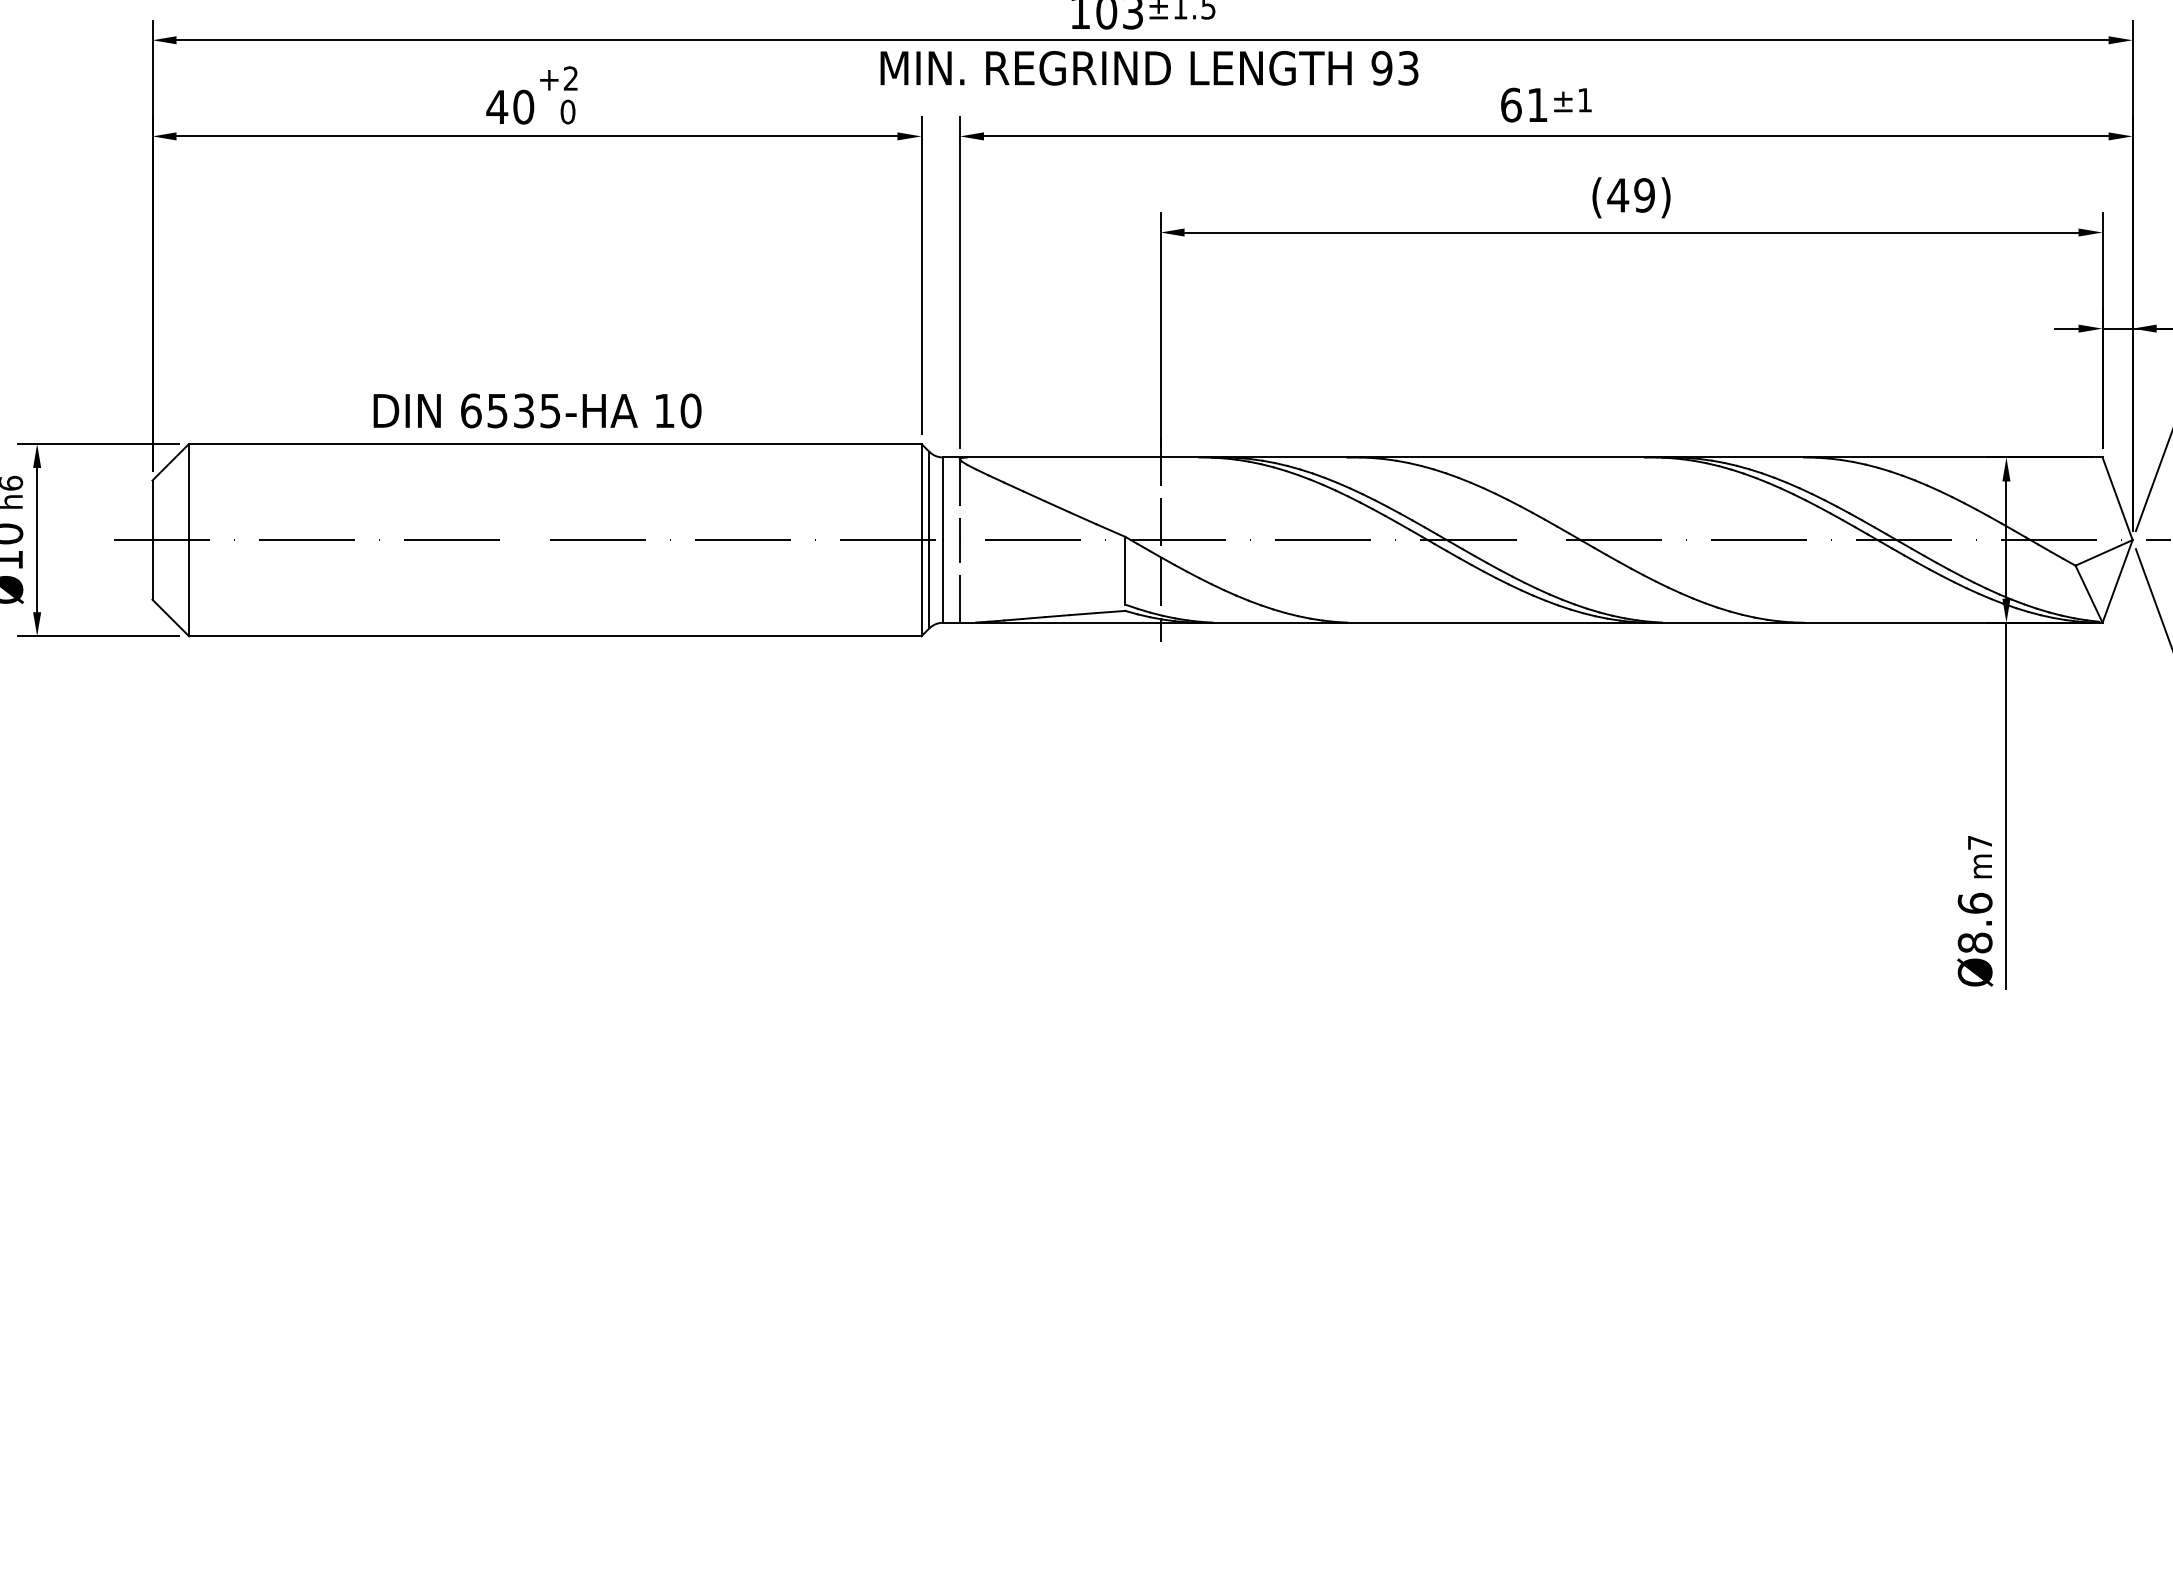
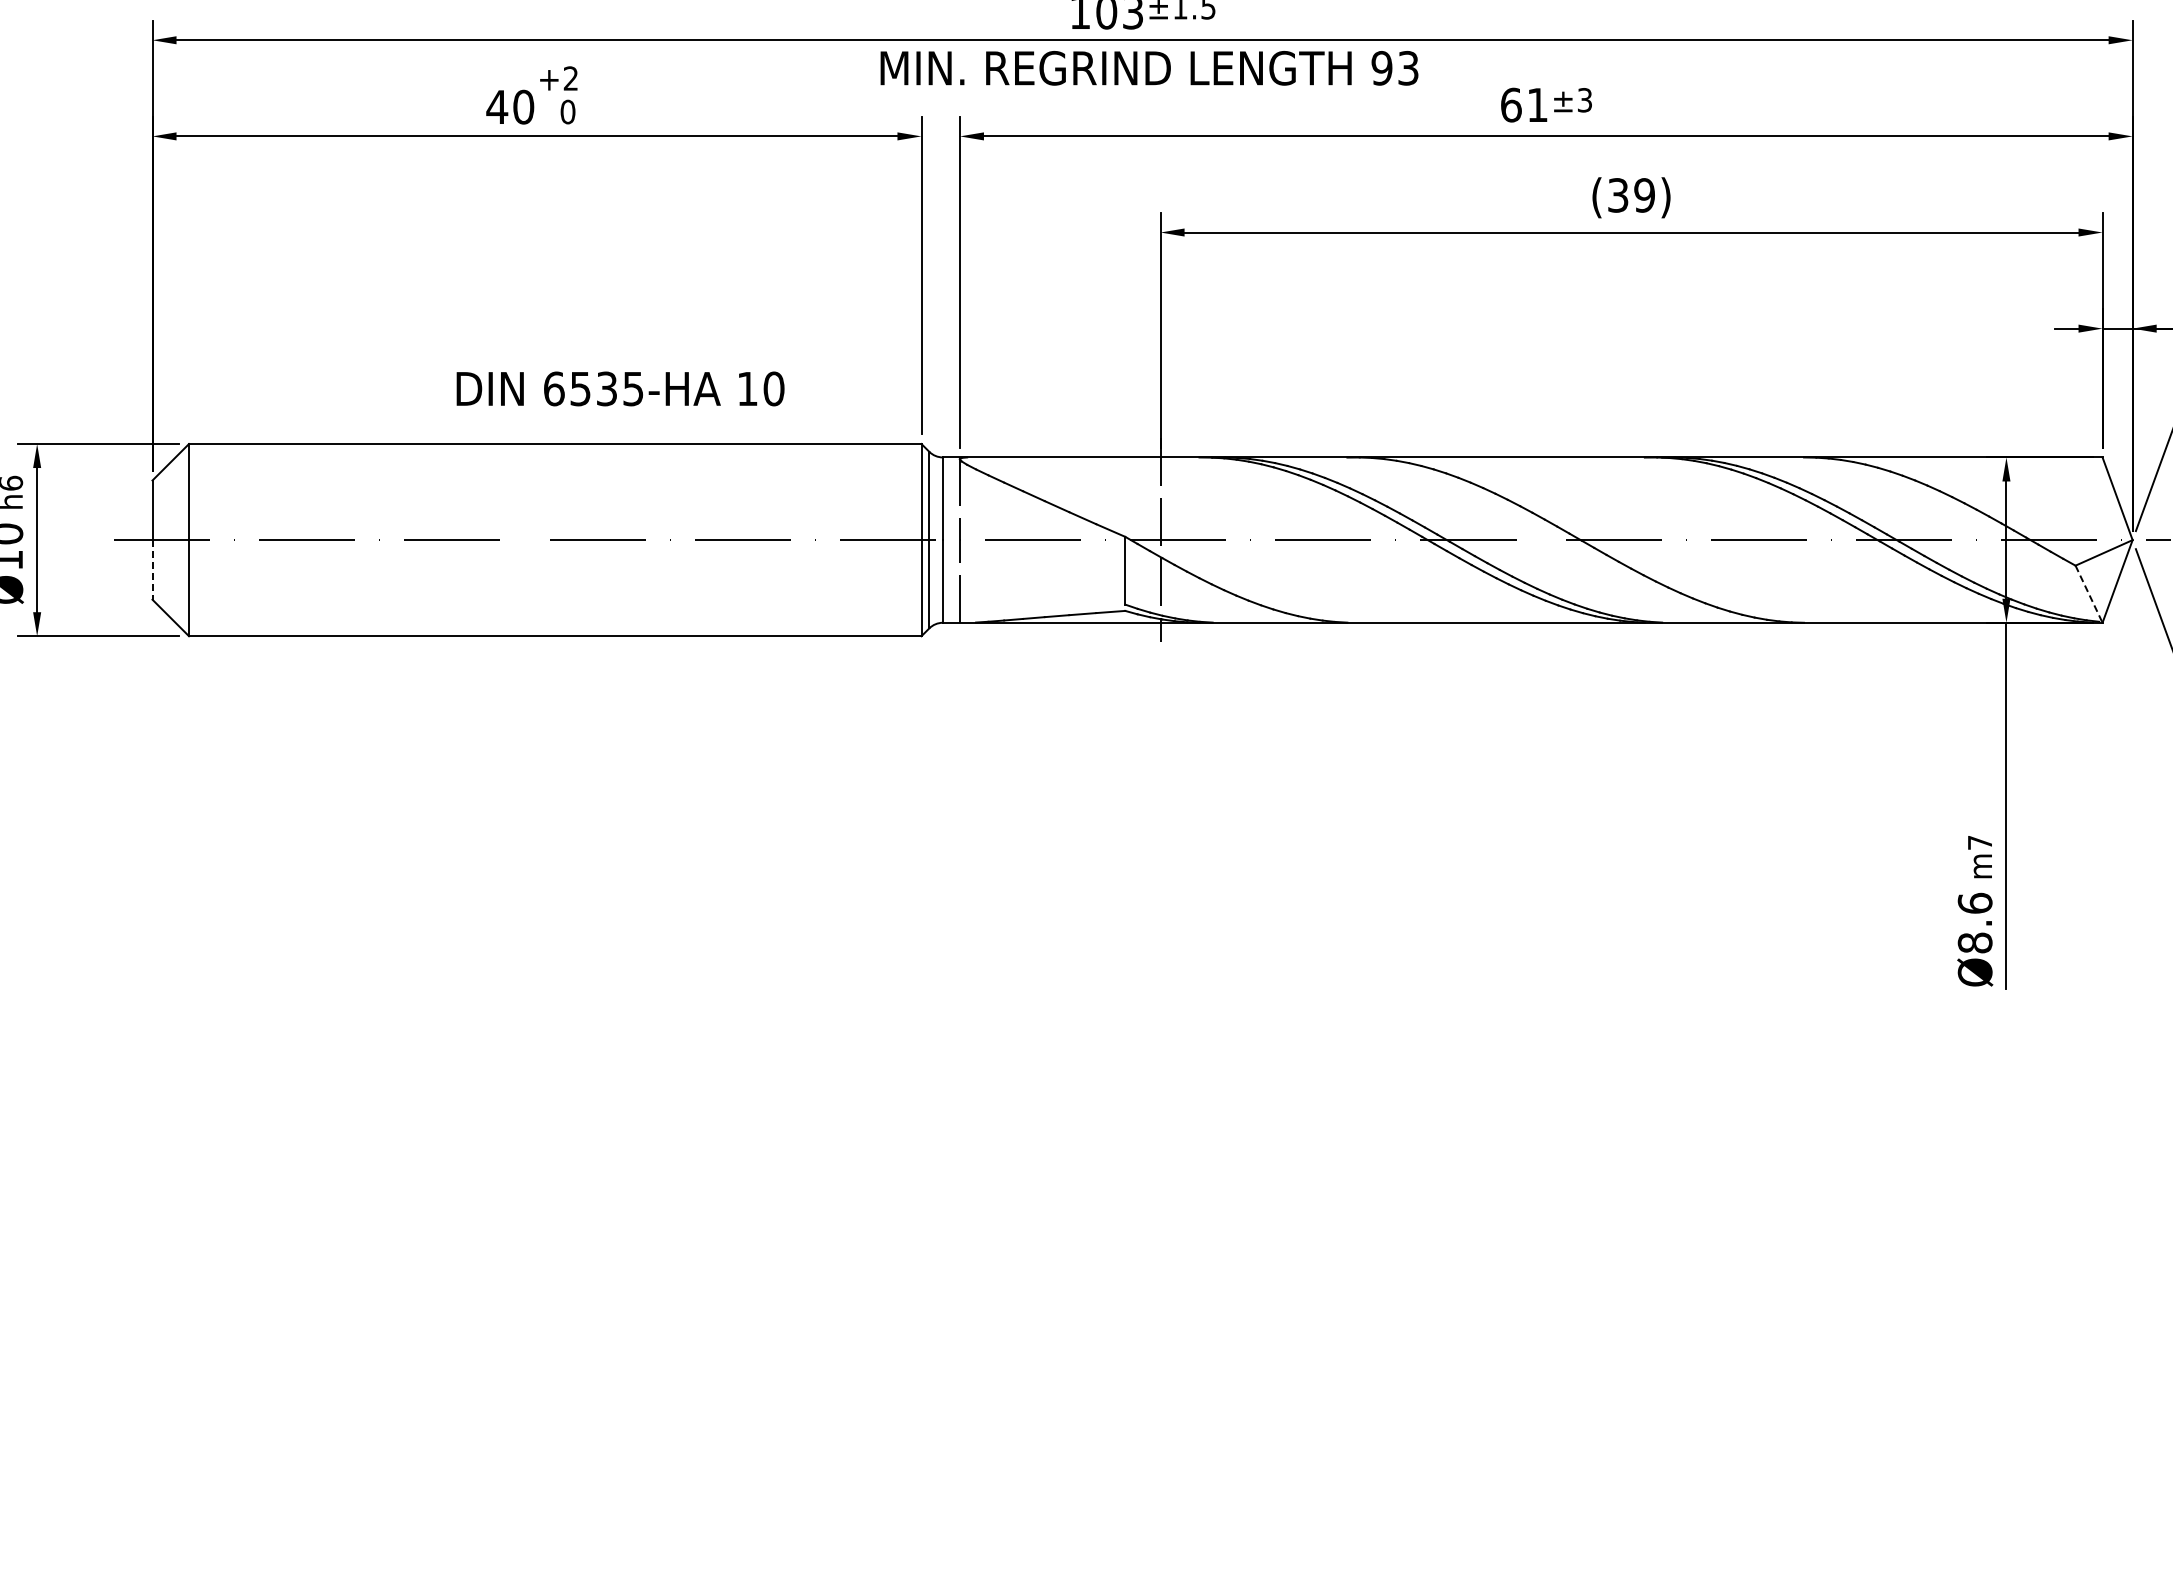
text: ±1 -> ±3 (1584, 100)
text: (49) -> (39) (1618, 195)
text position: (537, 410) -> (620, 388) (620, 388)
line: solid -> dashed (152, 569)
line: solid -> dashed (2089, 594)
